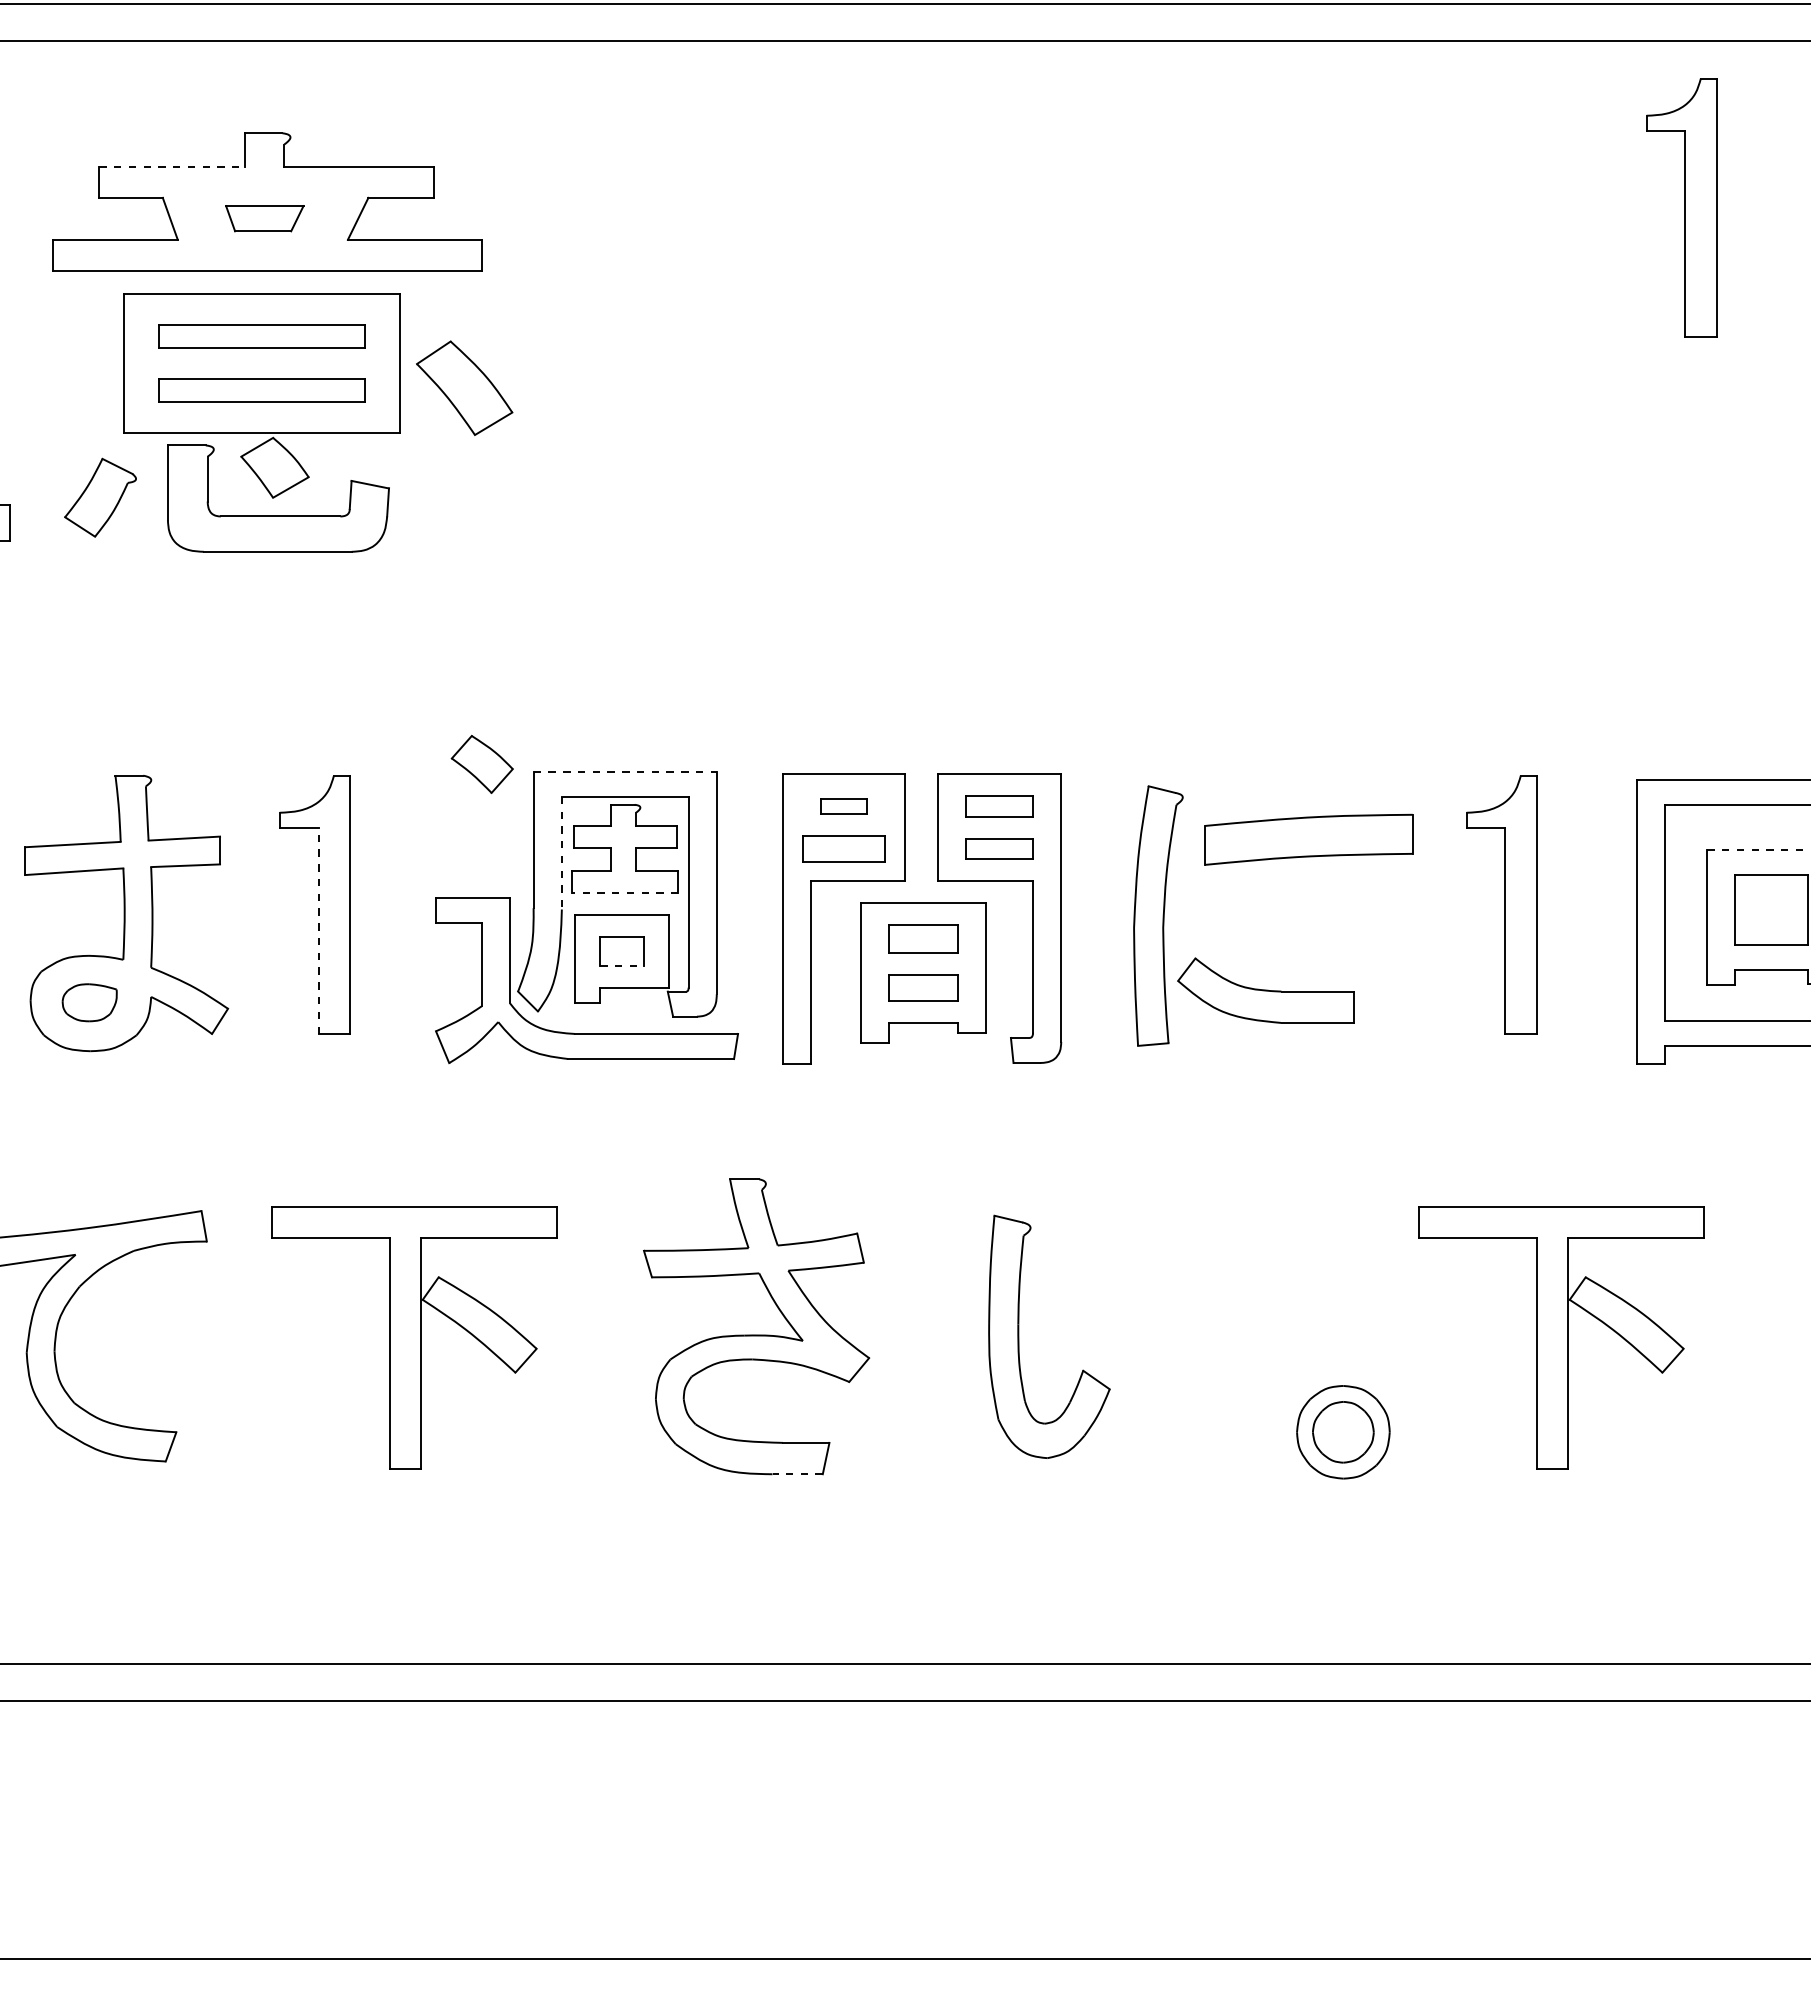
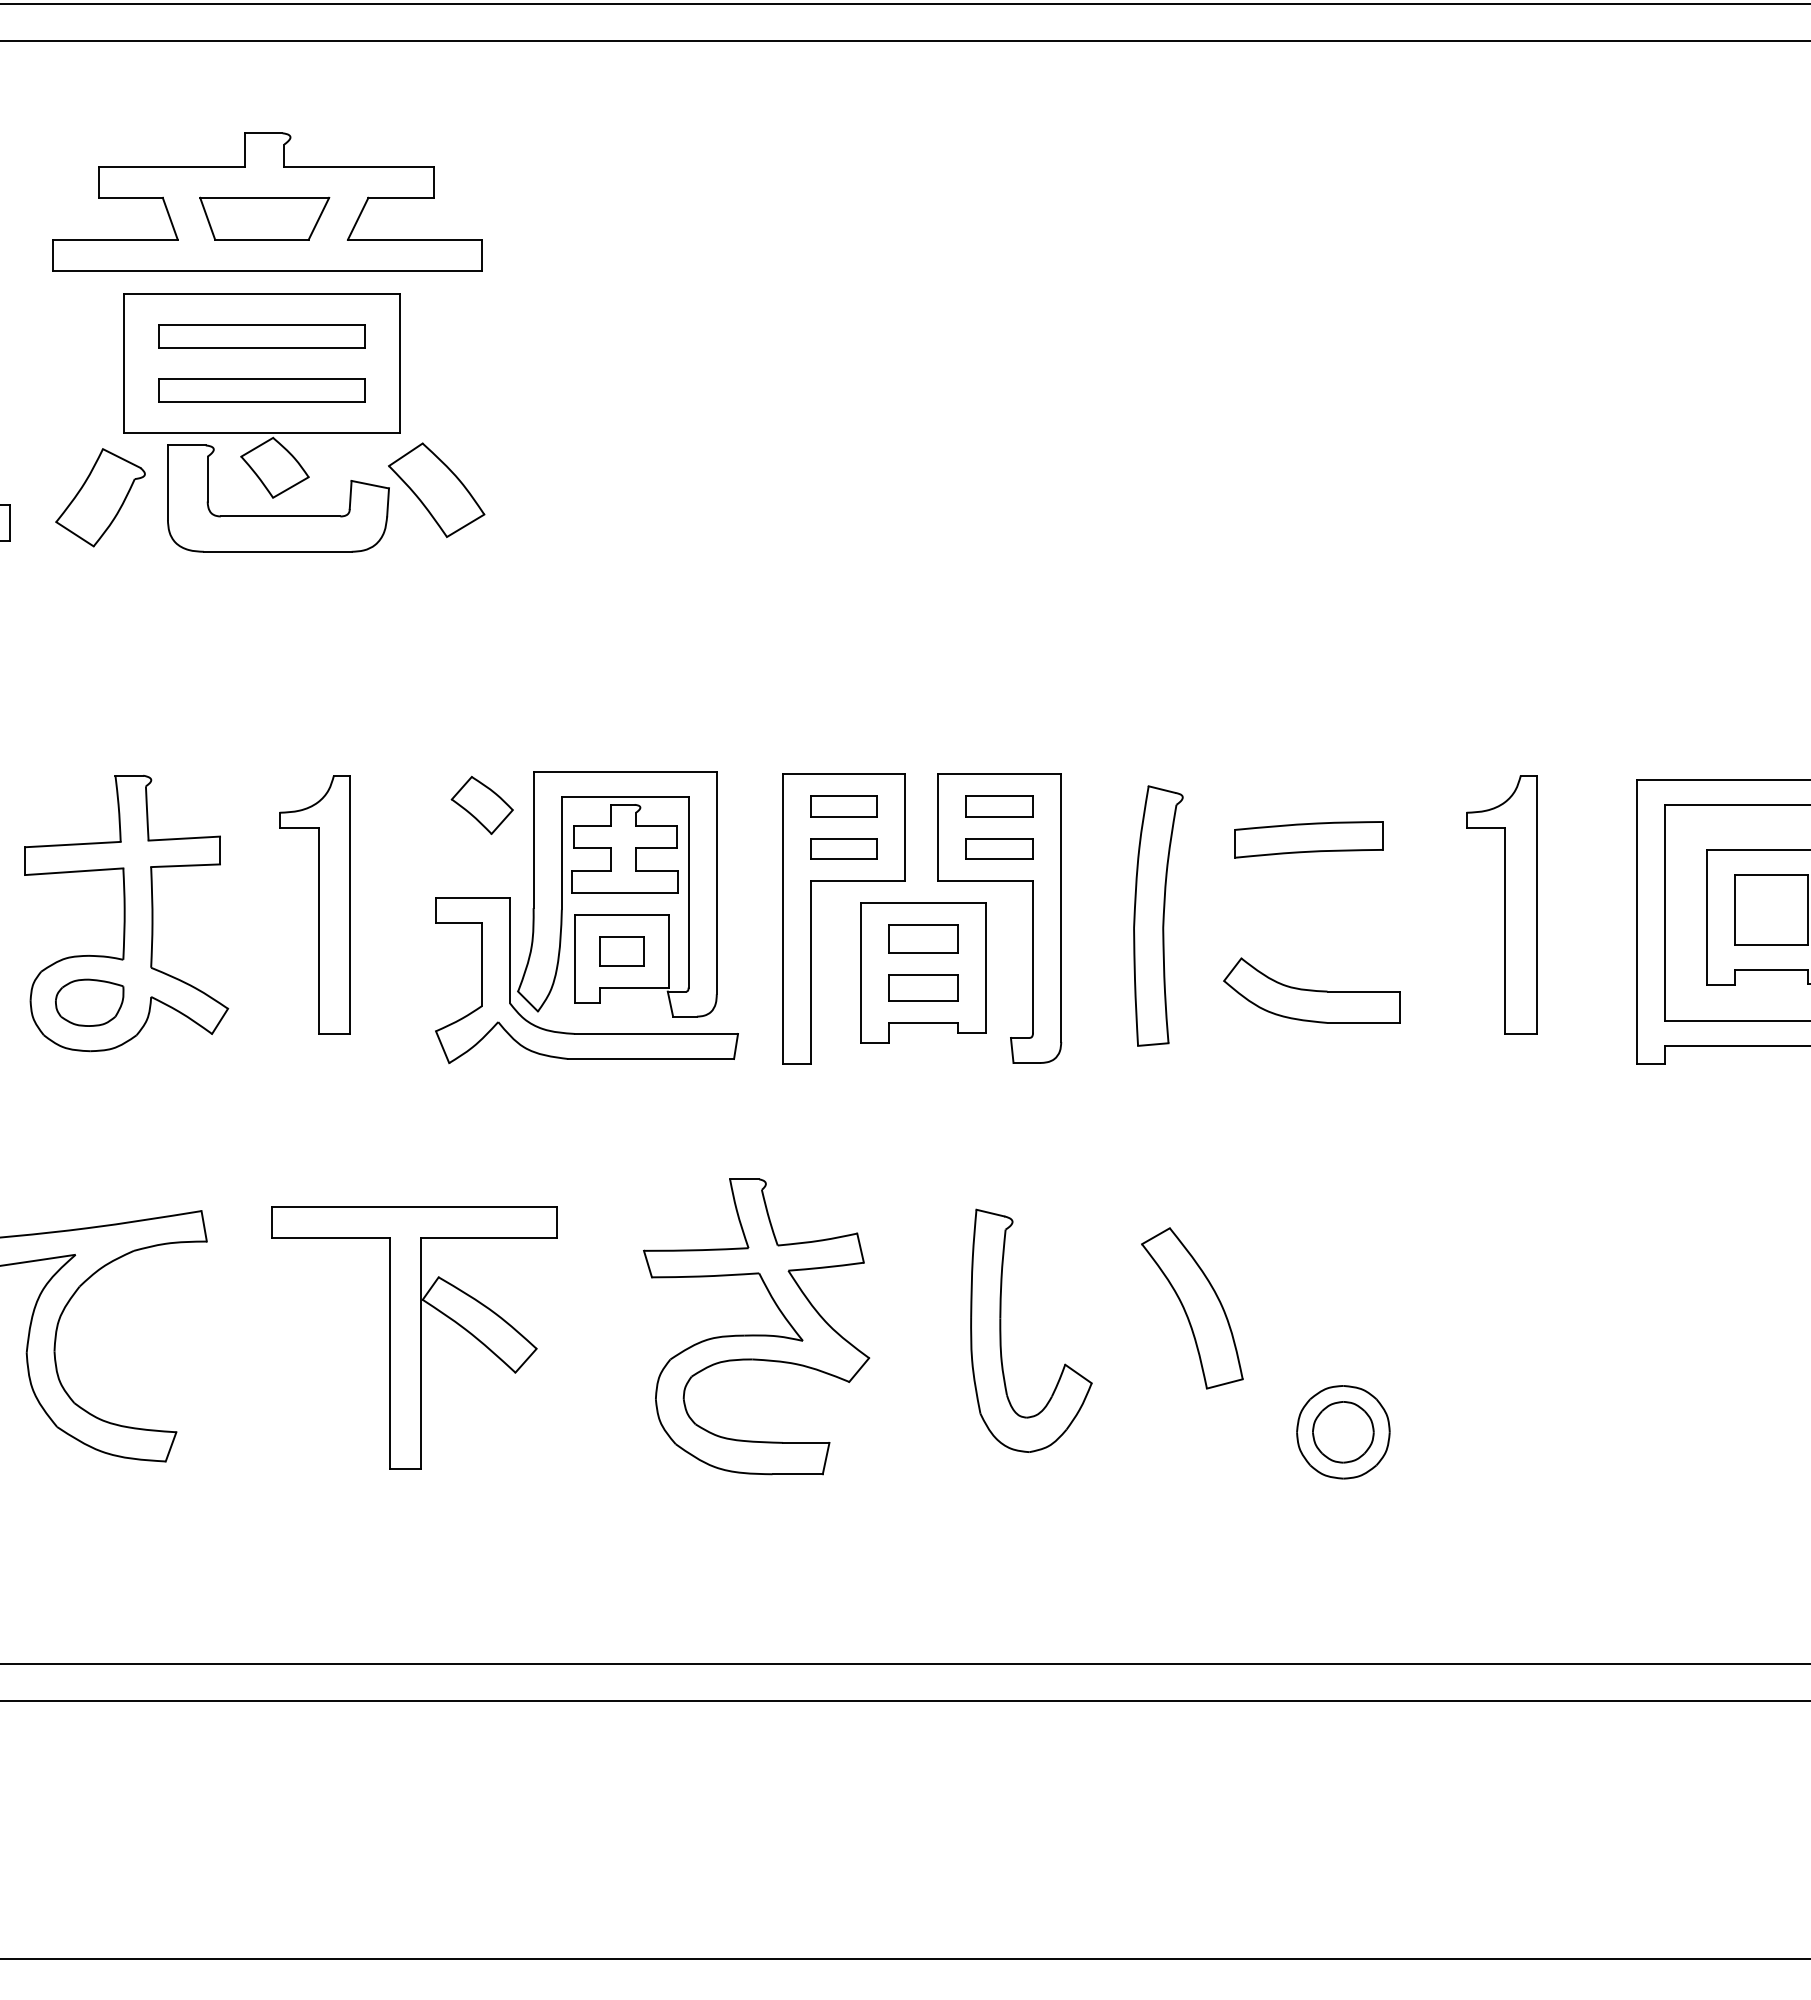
line: dashed -> solid (171, 166)
part: present -> none (1681, 207)
part size: 80x28 px -> 132x45 px (264, 218)
part position: (464, 387) -> (436, 489) (436, 489)
part size: 73x81 px -> 91x100 px (100, 497)
part position: (481, 763) -> (481, 804) (481, 804)
line: dashed -> solid (625, 771)
part size: 48x17 px -> 68x23 px (843, 806)
part size: 210x53 px -> 150x38 px (1308, 839)
part size: 84x28 px -> 68x22 px (843, 848)
line: dashed -> solid (1759, 849)
line: dashed -> solid (561, 853)
line: dashed -> solid (624, 892)
line: dashed -> solid (318, 931)
line: dashed -> solid (622, 966)
part position: (1265, 990) -> (1311, 990) (1311, 990)
part size: 57x40 px -> 70x49 px (89, 1002)
part: none -> present (1192, 1308)
part position: (1019, 1336) -> (1001, 1330) (1001, 1330)
part: present -> none (1561, 1337)
line: dashed -> solid (797, 1474)
